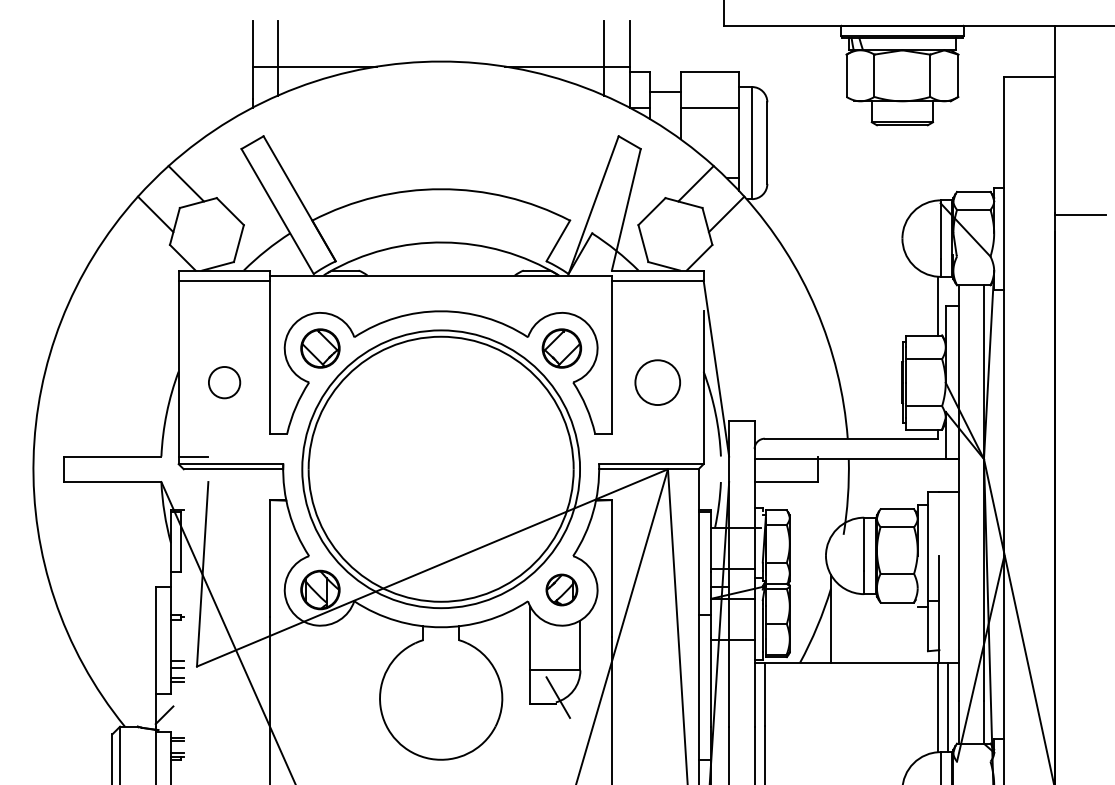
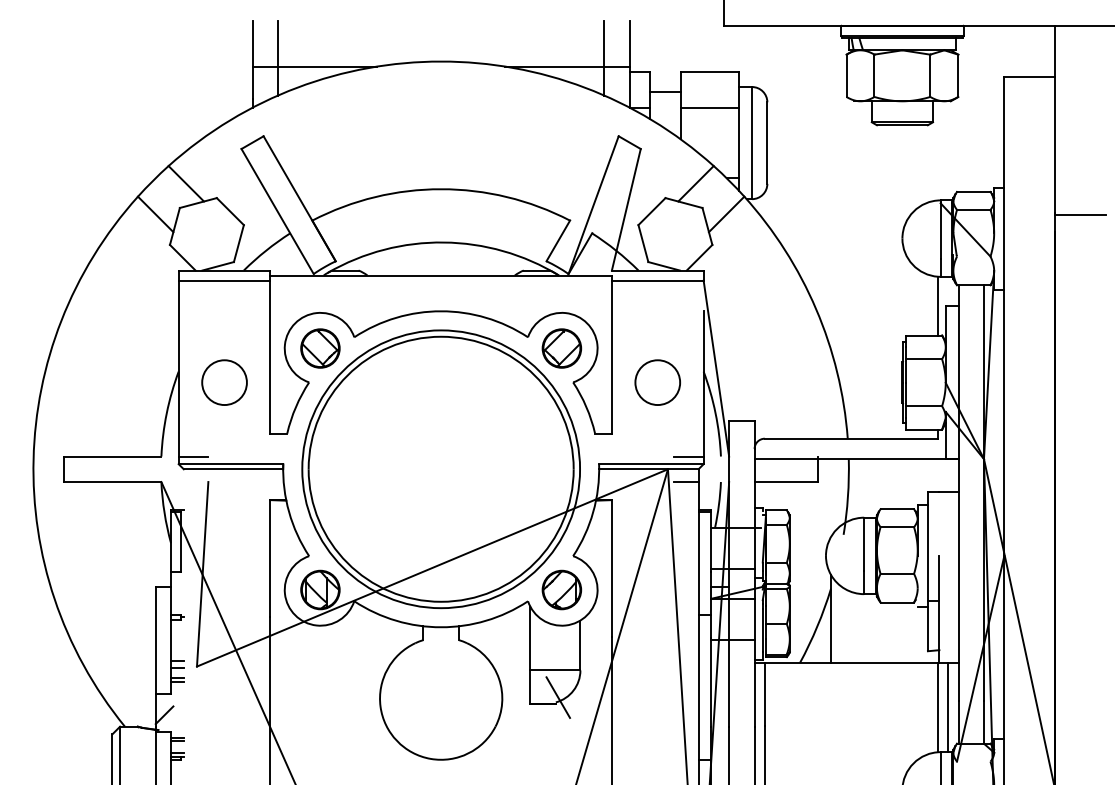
circle diameter: 31 px -> 45 px (224, 382)
line: none -> present (688, 456)
line: none -> present (685, 482)
part size: 34x34 px -> 42x42 px (561, 589)
